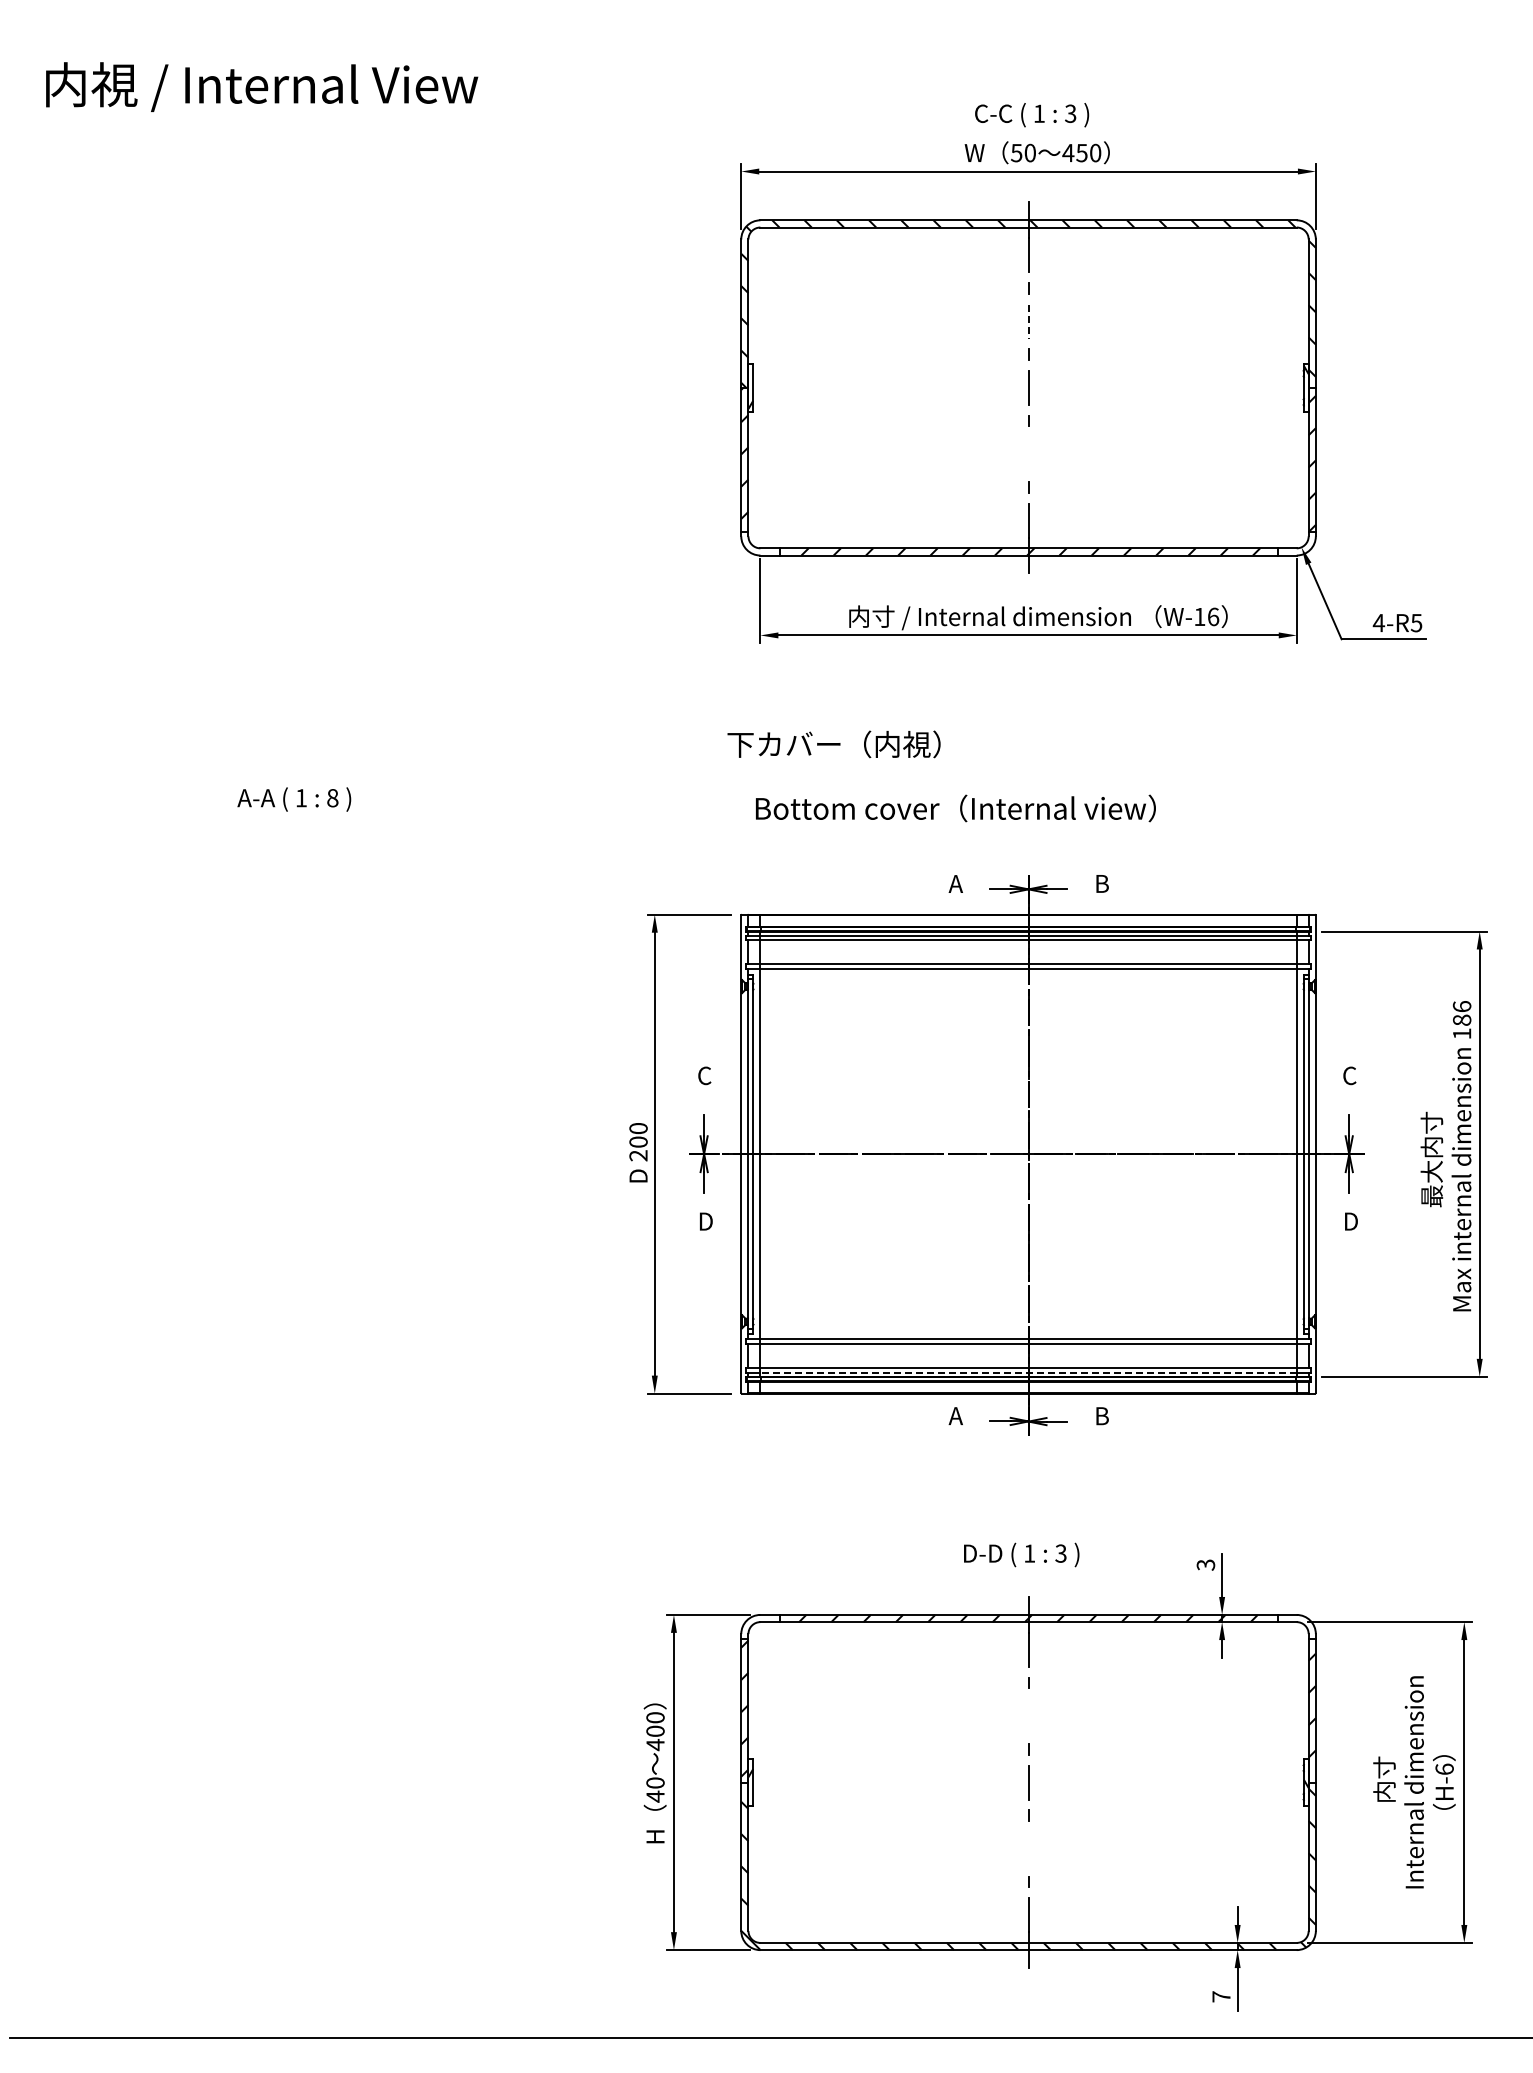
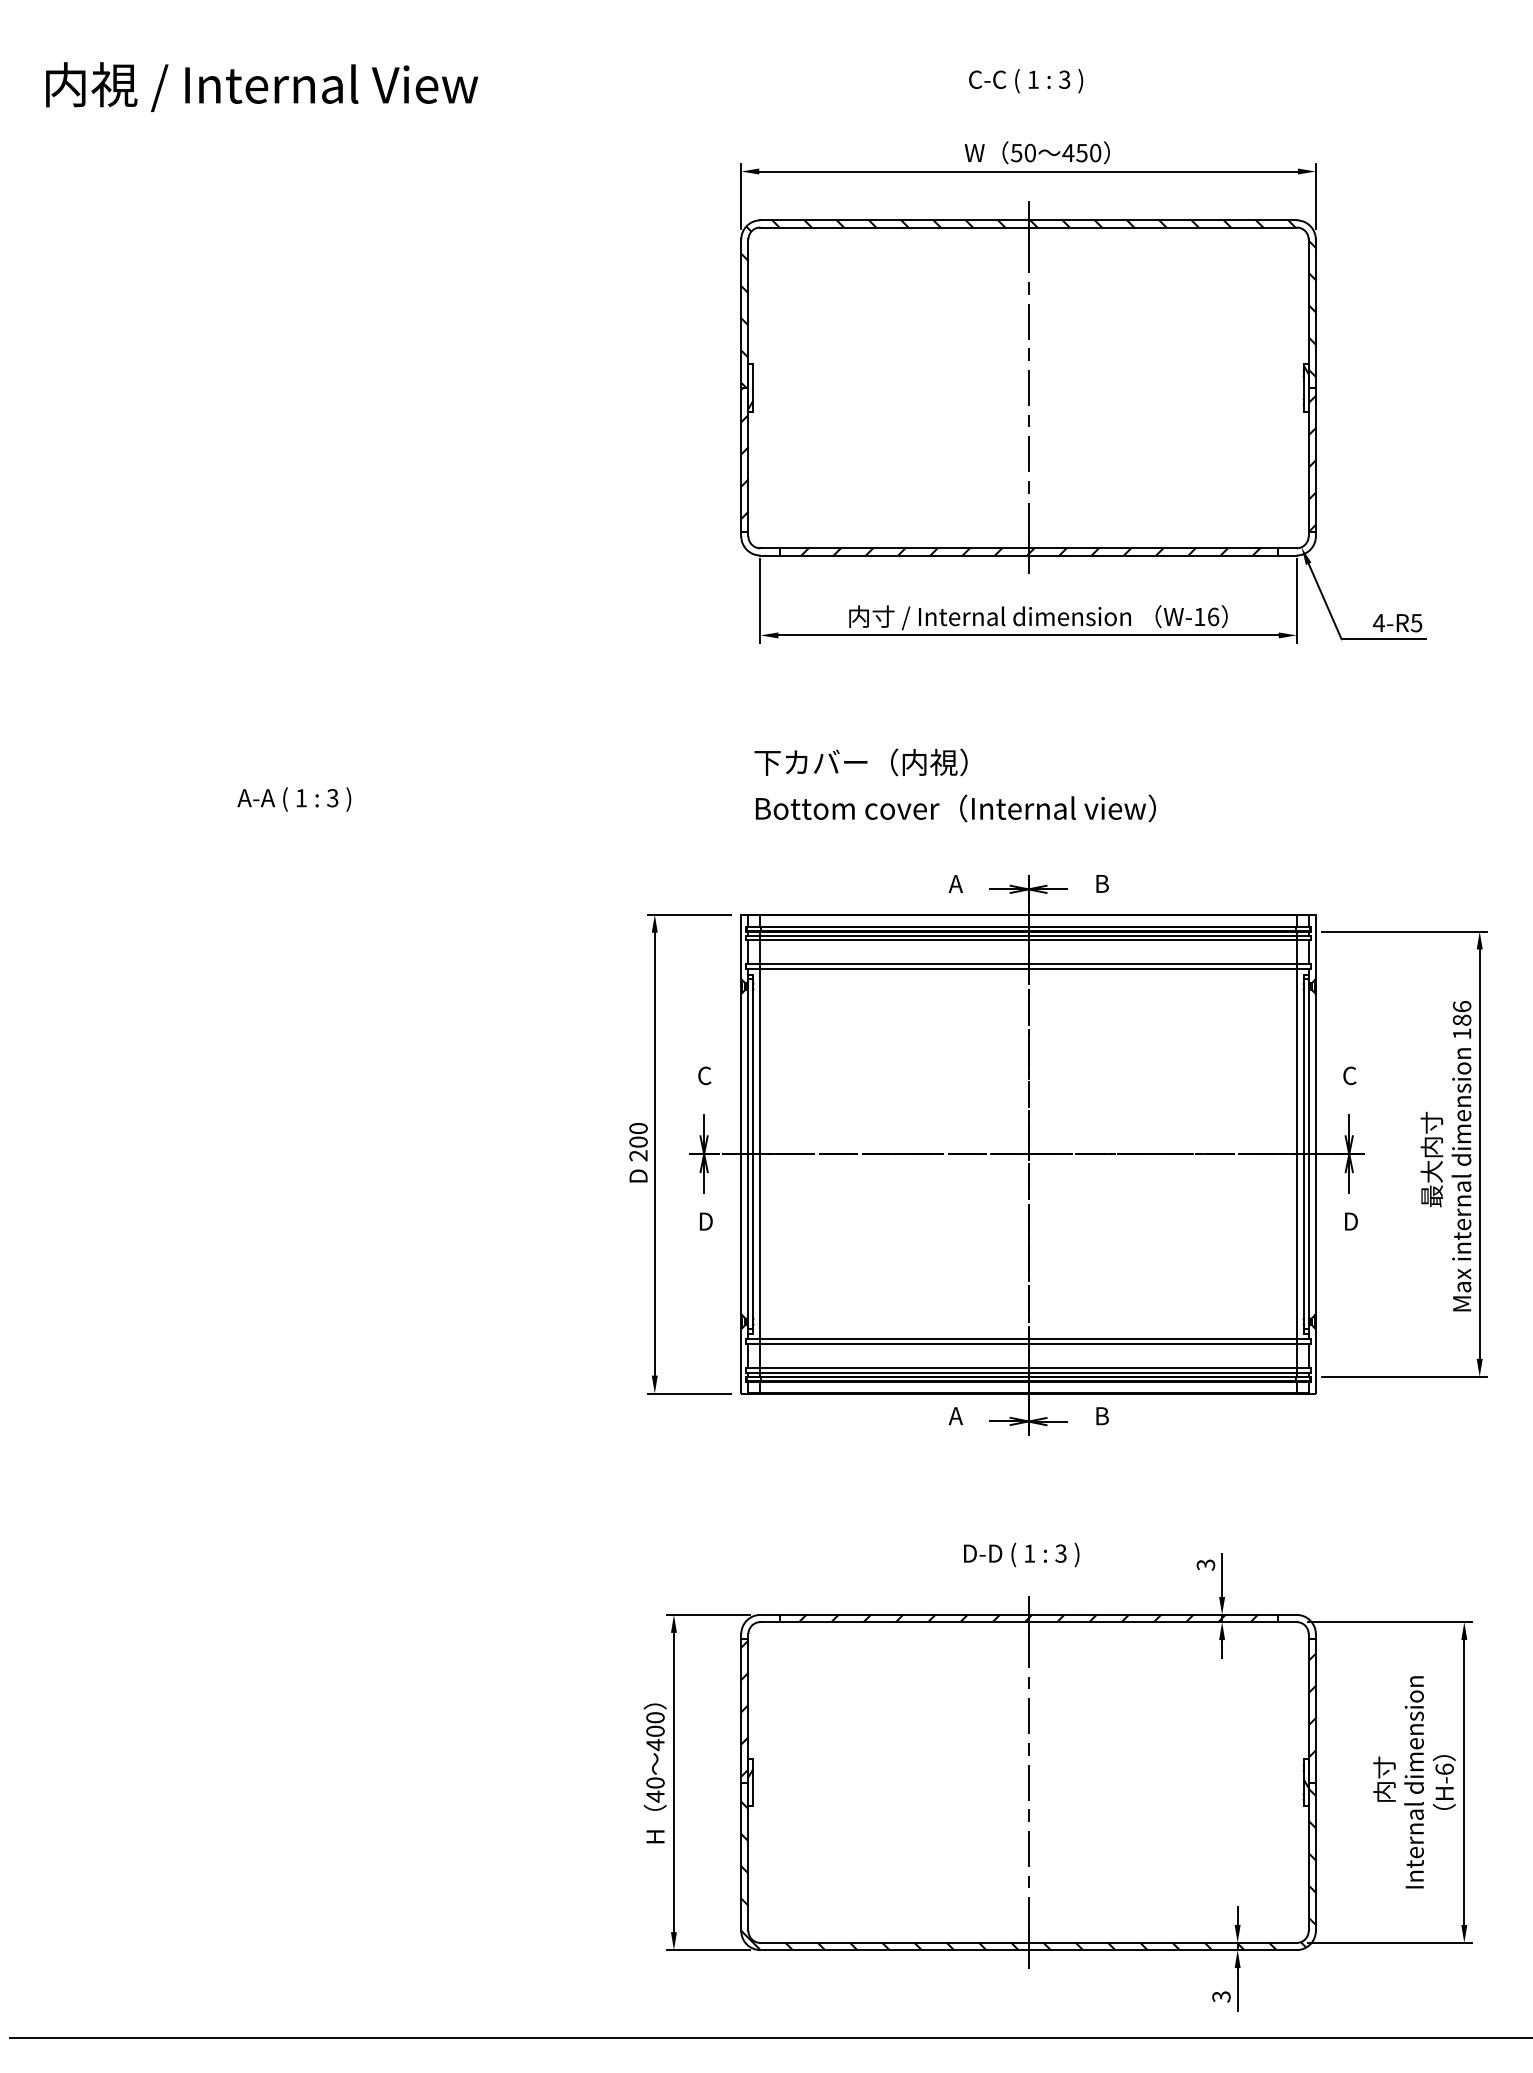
text position: (1032, 115) -> (1026, 81) (1026, 81)
line: dashed -> solid (1028, 321)
line: none -> present (1028, 454)
text position: (833, 744) -> (860, 762) (860, 762)
text: 8 -> 3 (332, 798)
line: dashed -> solid (1028, 1372)
line: none -> present (1028, 1716)
line: none -> present (1028, 1848)
text: 7 -> 3 (1221, 1996)
